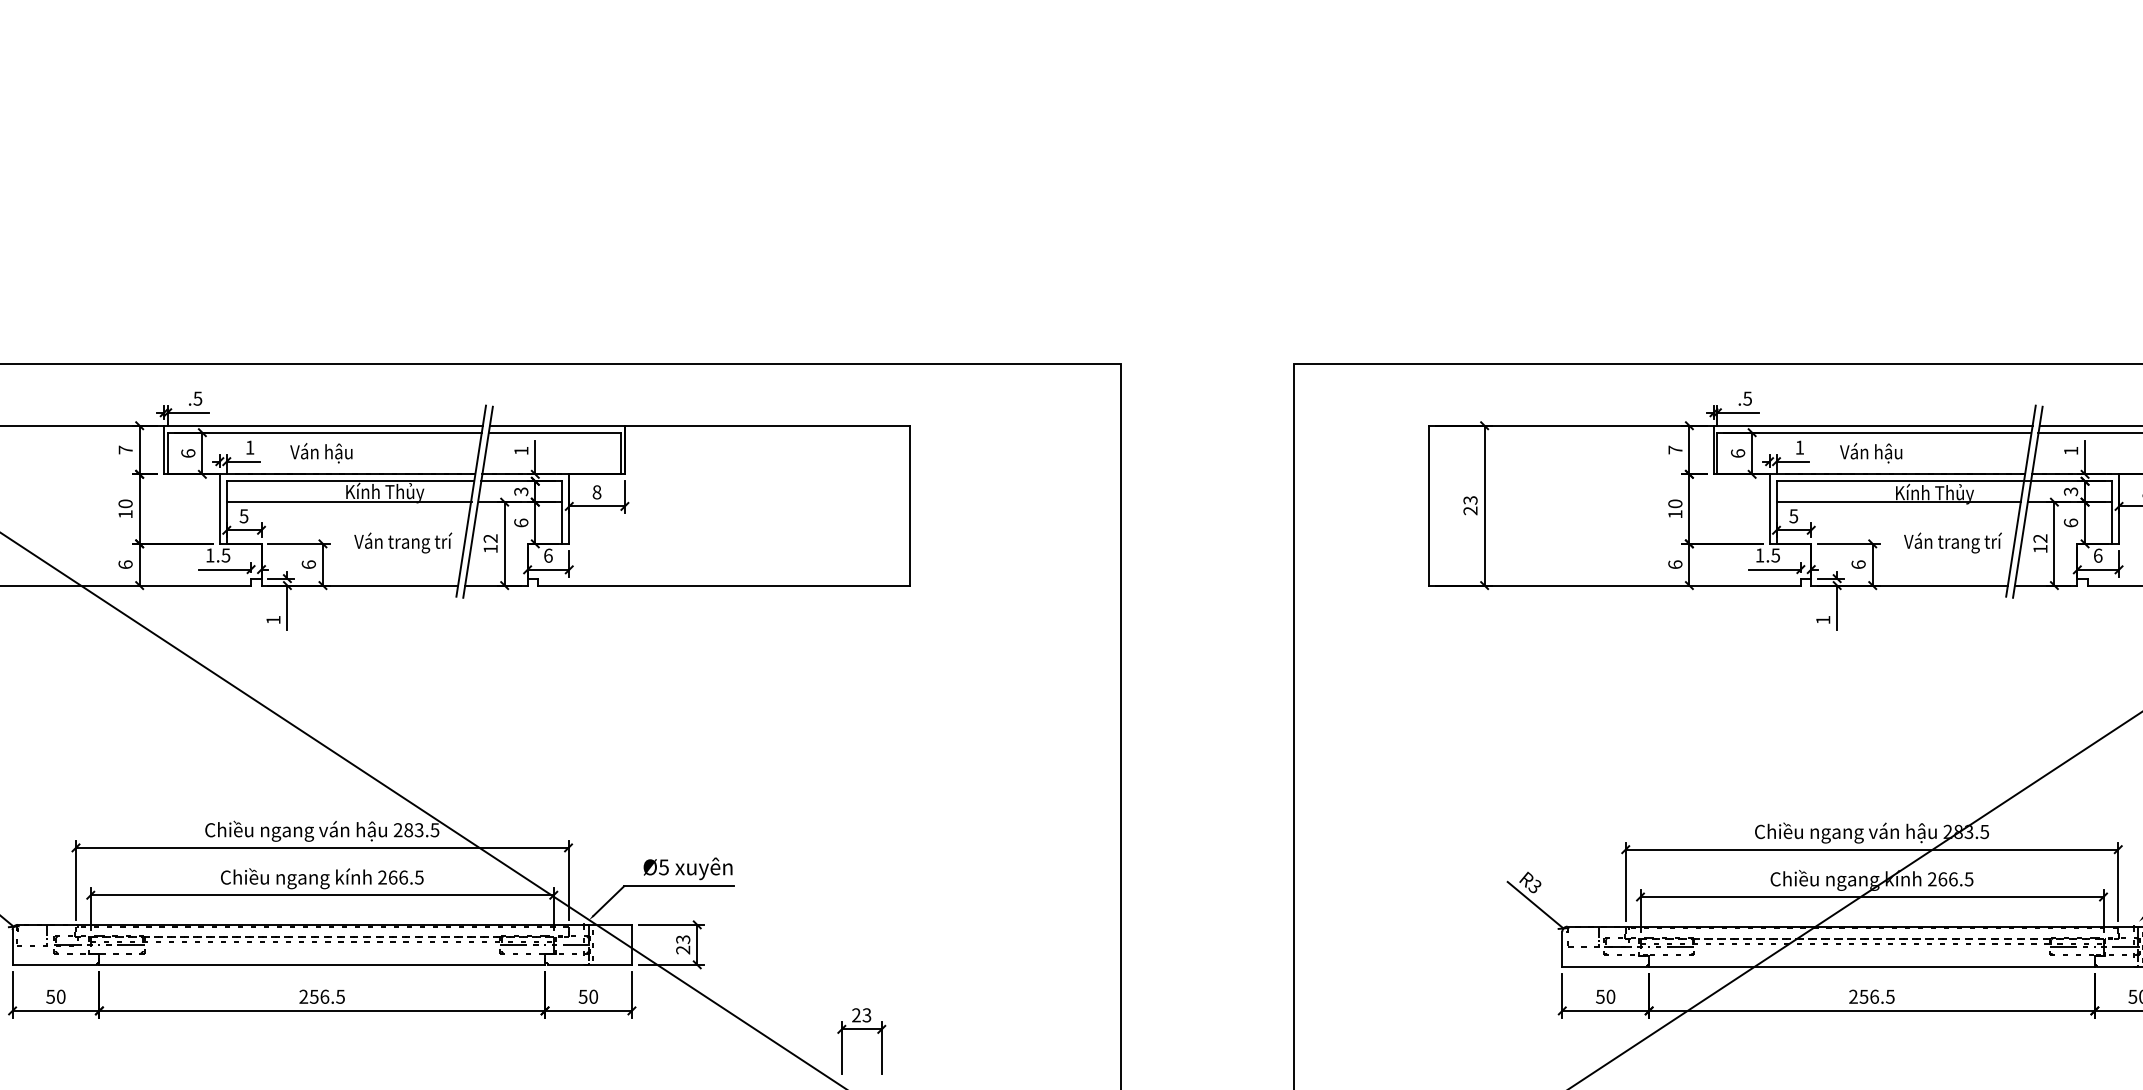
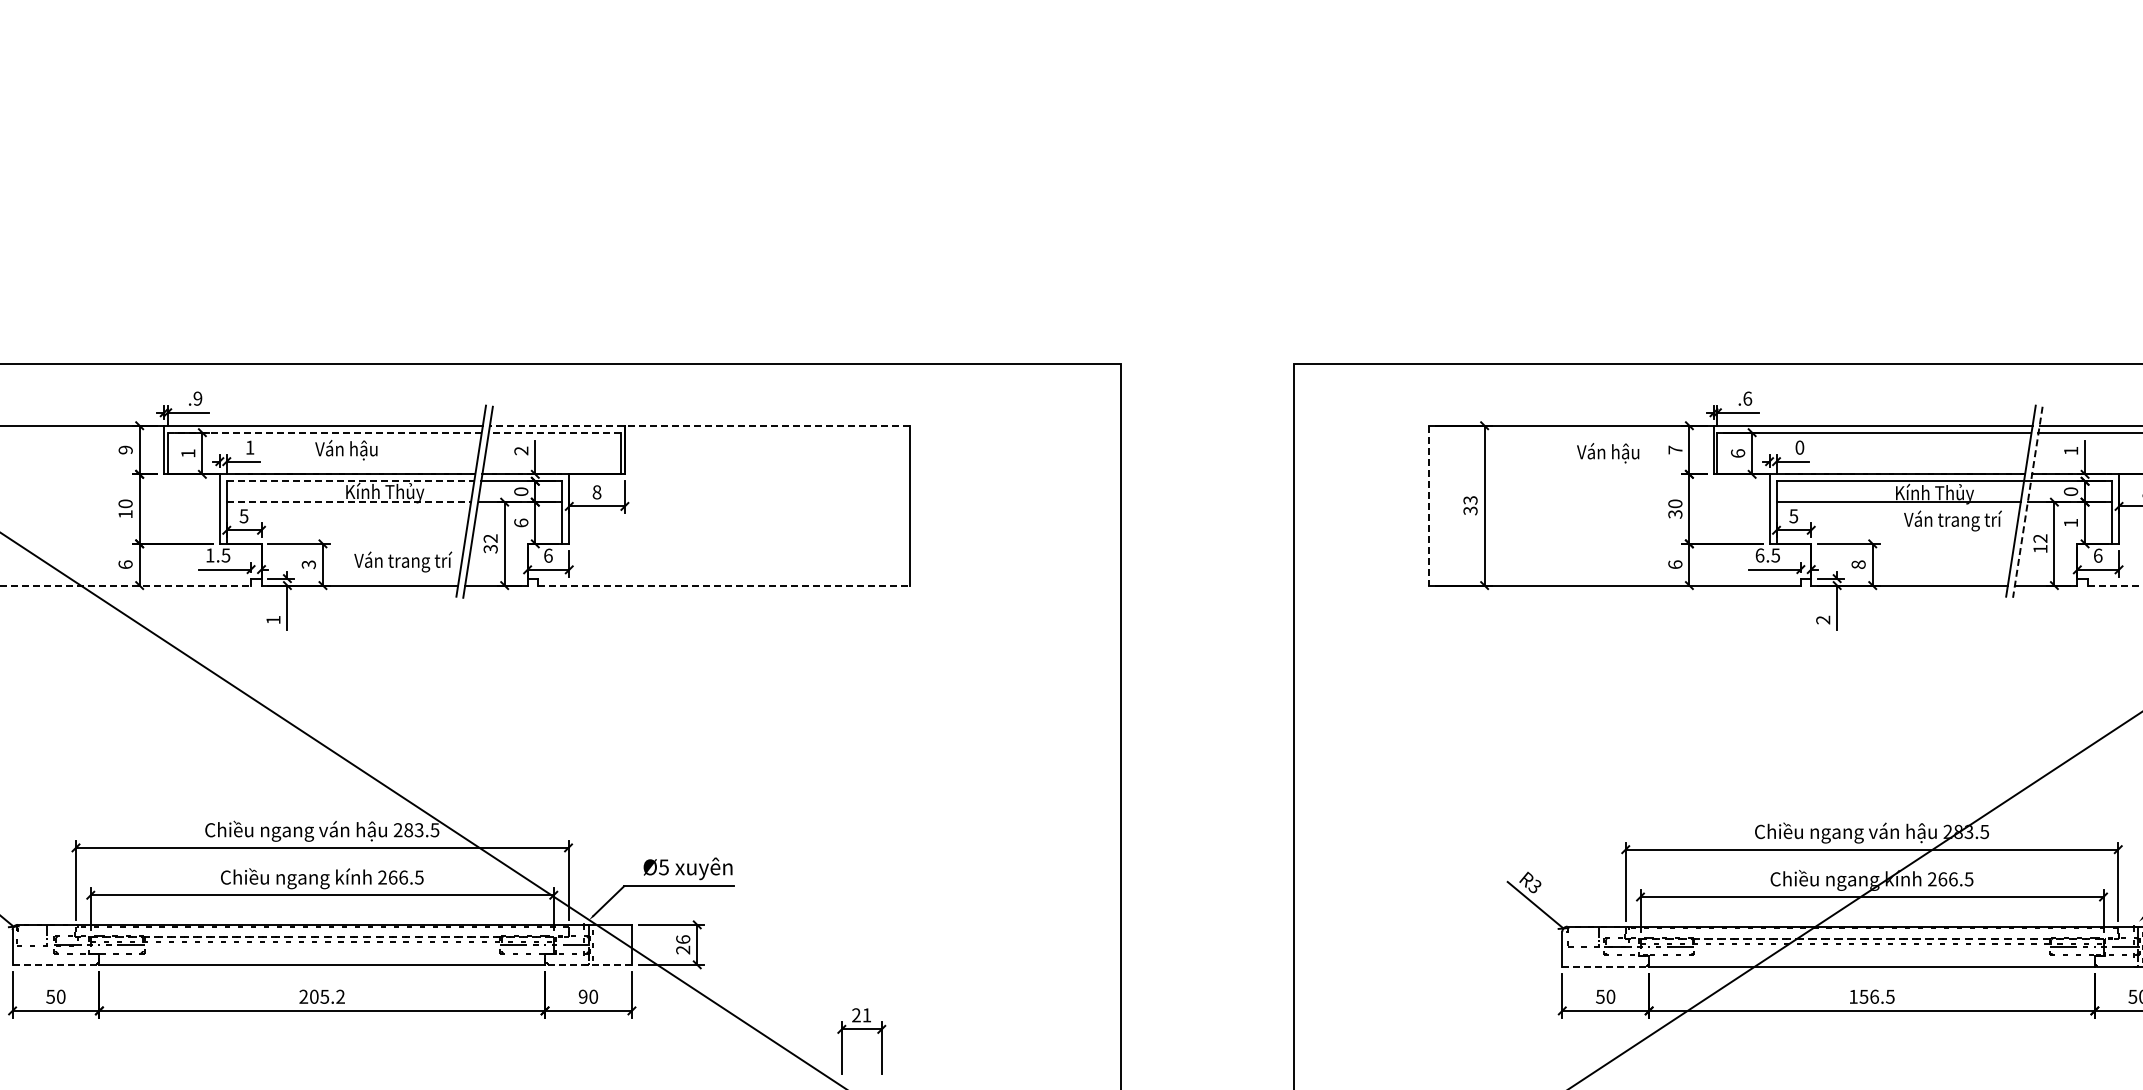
text: .5 -> .9 (197, 398)
text: .5 -> .6 (1747, 398)
line: solid -> dashed (699, 425)
line: solid -> dashed (324, 432)
line: solid -> dashed (554, 432)
text: 1 -> 0 (1799, 447)
text: 7 -> 9 (125, 449)
text: 1 -> 2 (521, 450)
text: 6 -> 1 (188, 453)
text position: (321, 453) -> (346, 450) (346, 450)
text position: (1871, 453) -> (1608, 453) (1608, 453)
line: solid -> dashed (350, 481)
text: 3 -> 0 (521, 491)
text: 3 -> 0 (2071, 491)
line: solid -> dashed (349, 502)
line: solid -> dashed (2027, 502)
line: solid -> dashed (1429, 505)
text: 23 -> 33 (1470, 510)
text: 10 -> 30 (1675, 514)
text: 6 -> 1 (2070, 522)
text position: (403, 542) -> (403, 561) (403, 561)
text position: (1952, 542) -> (1952, 520) (1952, 520)
text: 12 -> 32 (490, 549)
text: 1.5 -> 6.5 (1759, 555)
text: 6 -> 3 (308, 564)
text: 6 -> 8 (1858, 564)
line: solid -> dashed (126, 585)
line: solid -> dashed (723, 585)
line: solid -> dashed (2115, 585)
text: 1 -> 2 (1823, 619)
text: 23 -> 26 (683, 939)
line: solid -> dashed (55, 964)
line: solid -> dashed (590, 964)
line: solid -> dashed (1604, 966)
text: 256.5 -> 205.2 (326, 996)
text: 50 -> 90 (582, 996)
text: 256.5 -> 156.5 (1853, 996)
text: 23 -> 21 (866, 1015)
